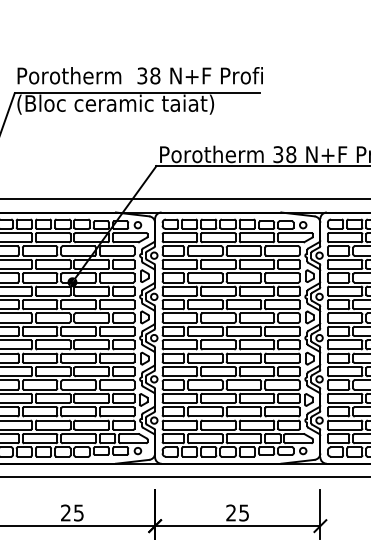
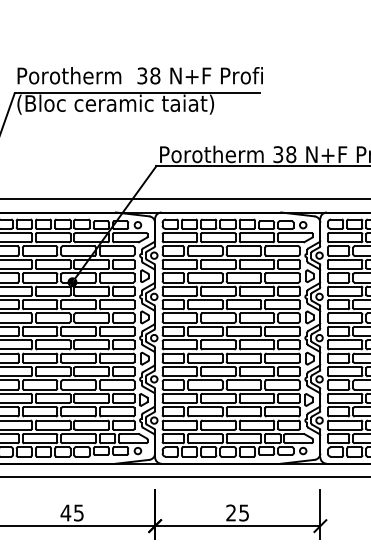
text: 25 -> 45 (65, 512)
